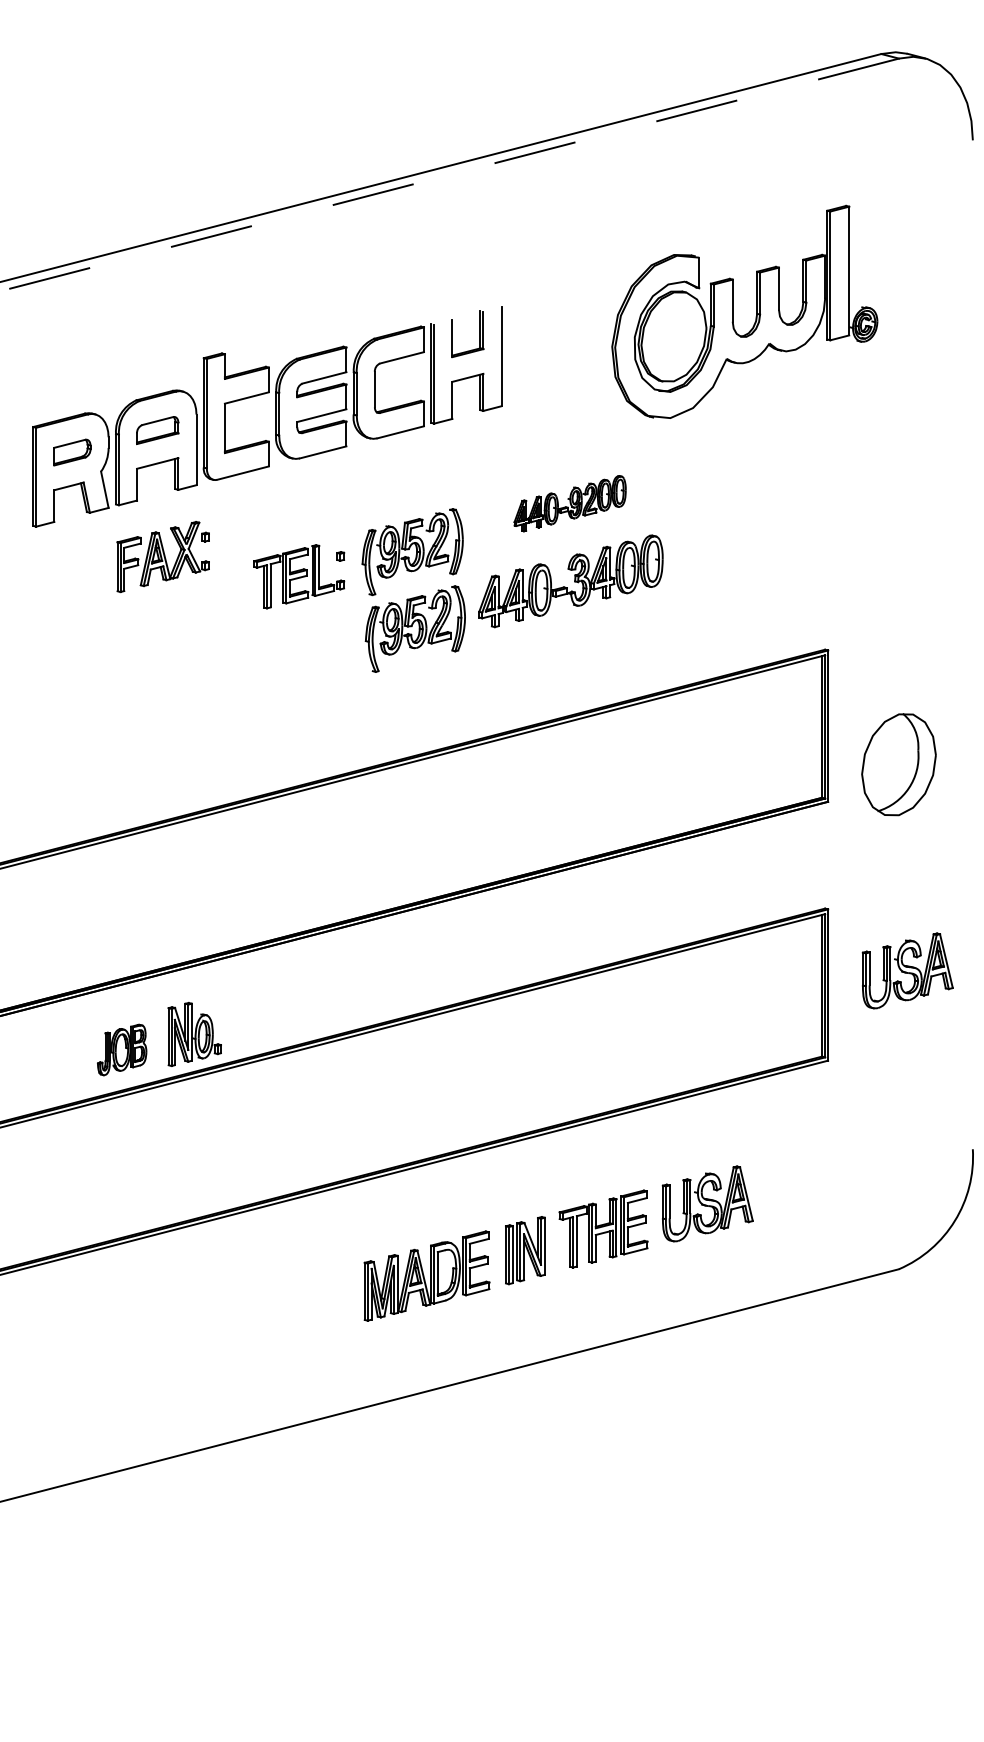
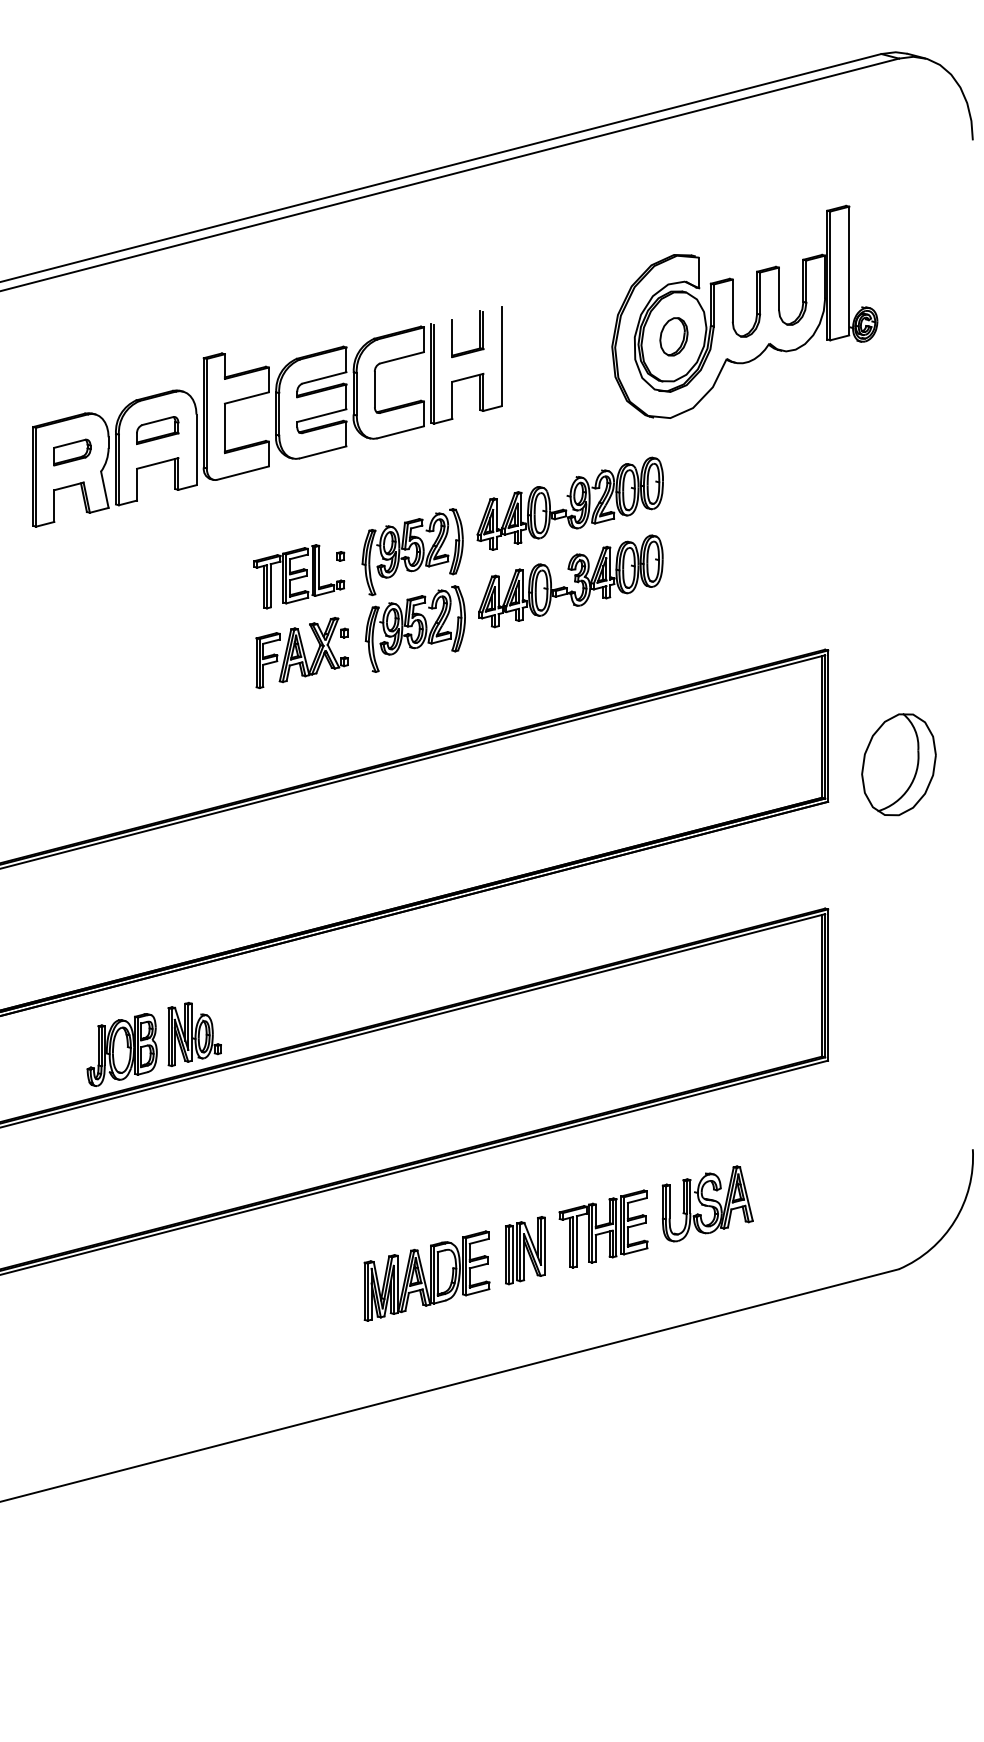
line: dashed -> solid (449, 175)
part: none -> present (673, 336)
part size: 114x58 px -> 188x95 px (569, 503)
part position: (162, 557) -> (301, 653) (301, 653)
part: present -> none (907, 970)
part size: 51x54 px -> 72x74 px (121, 1049)
